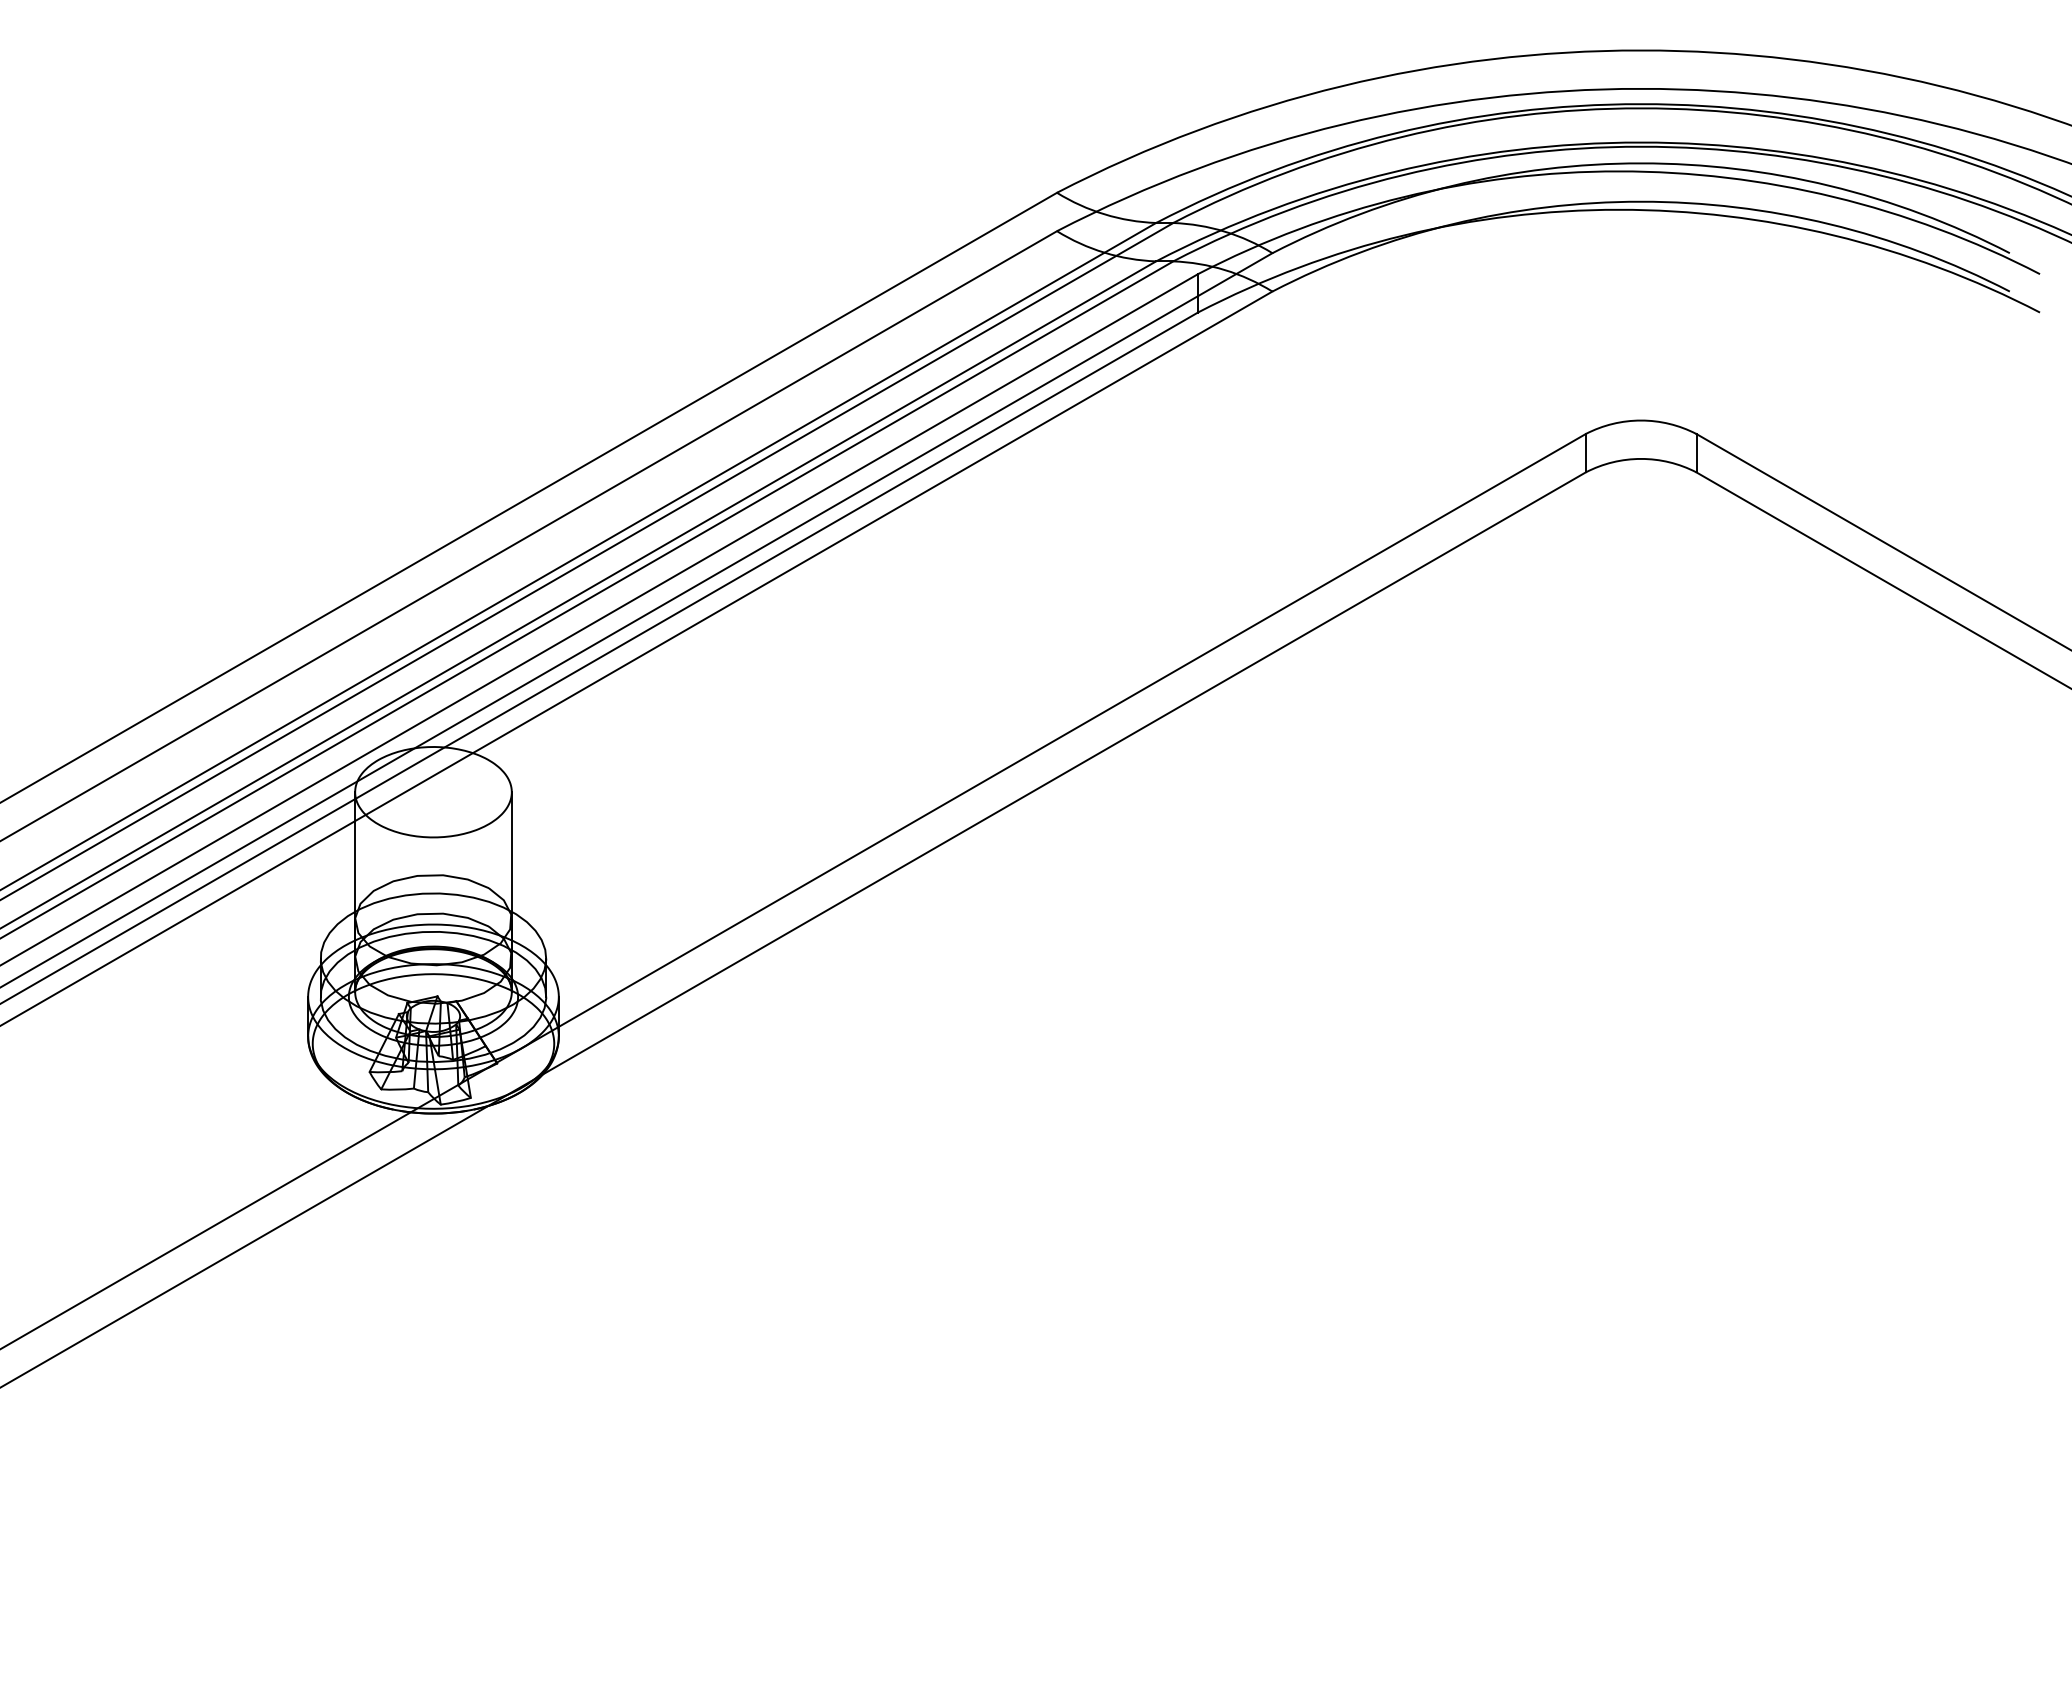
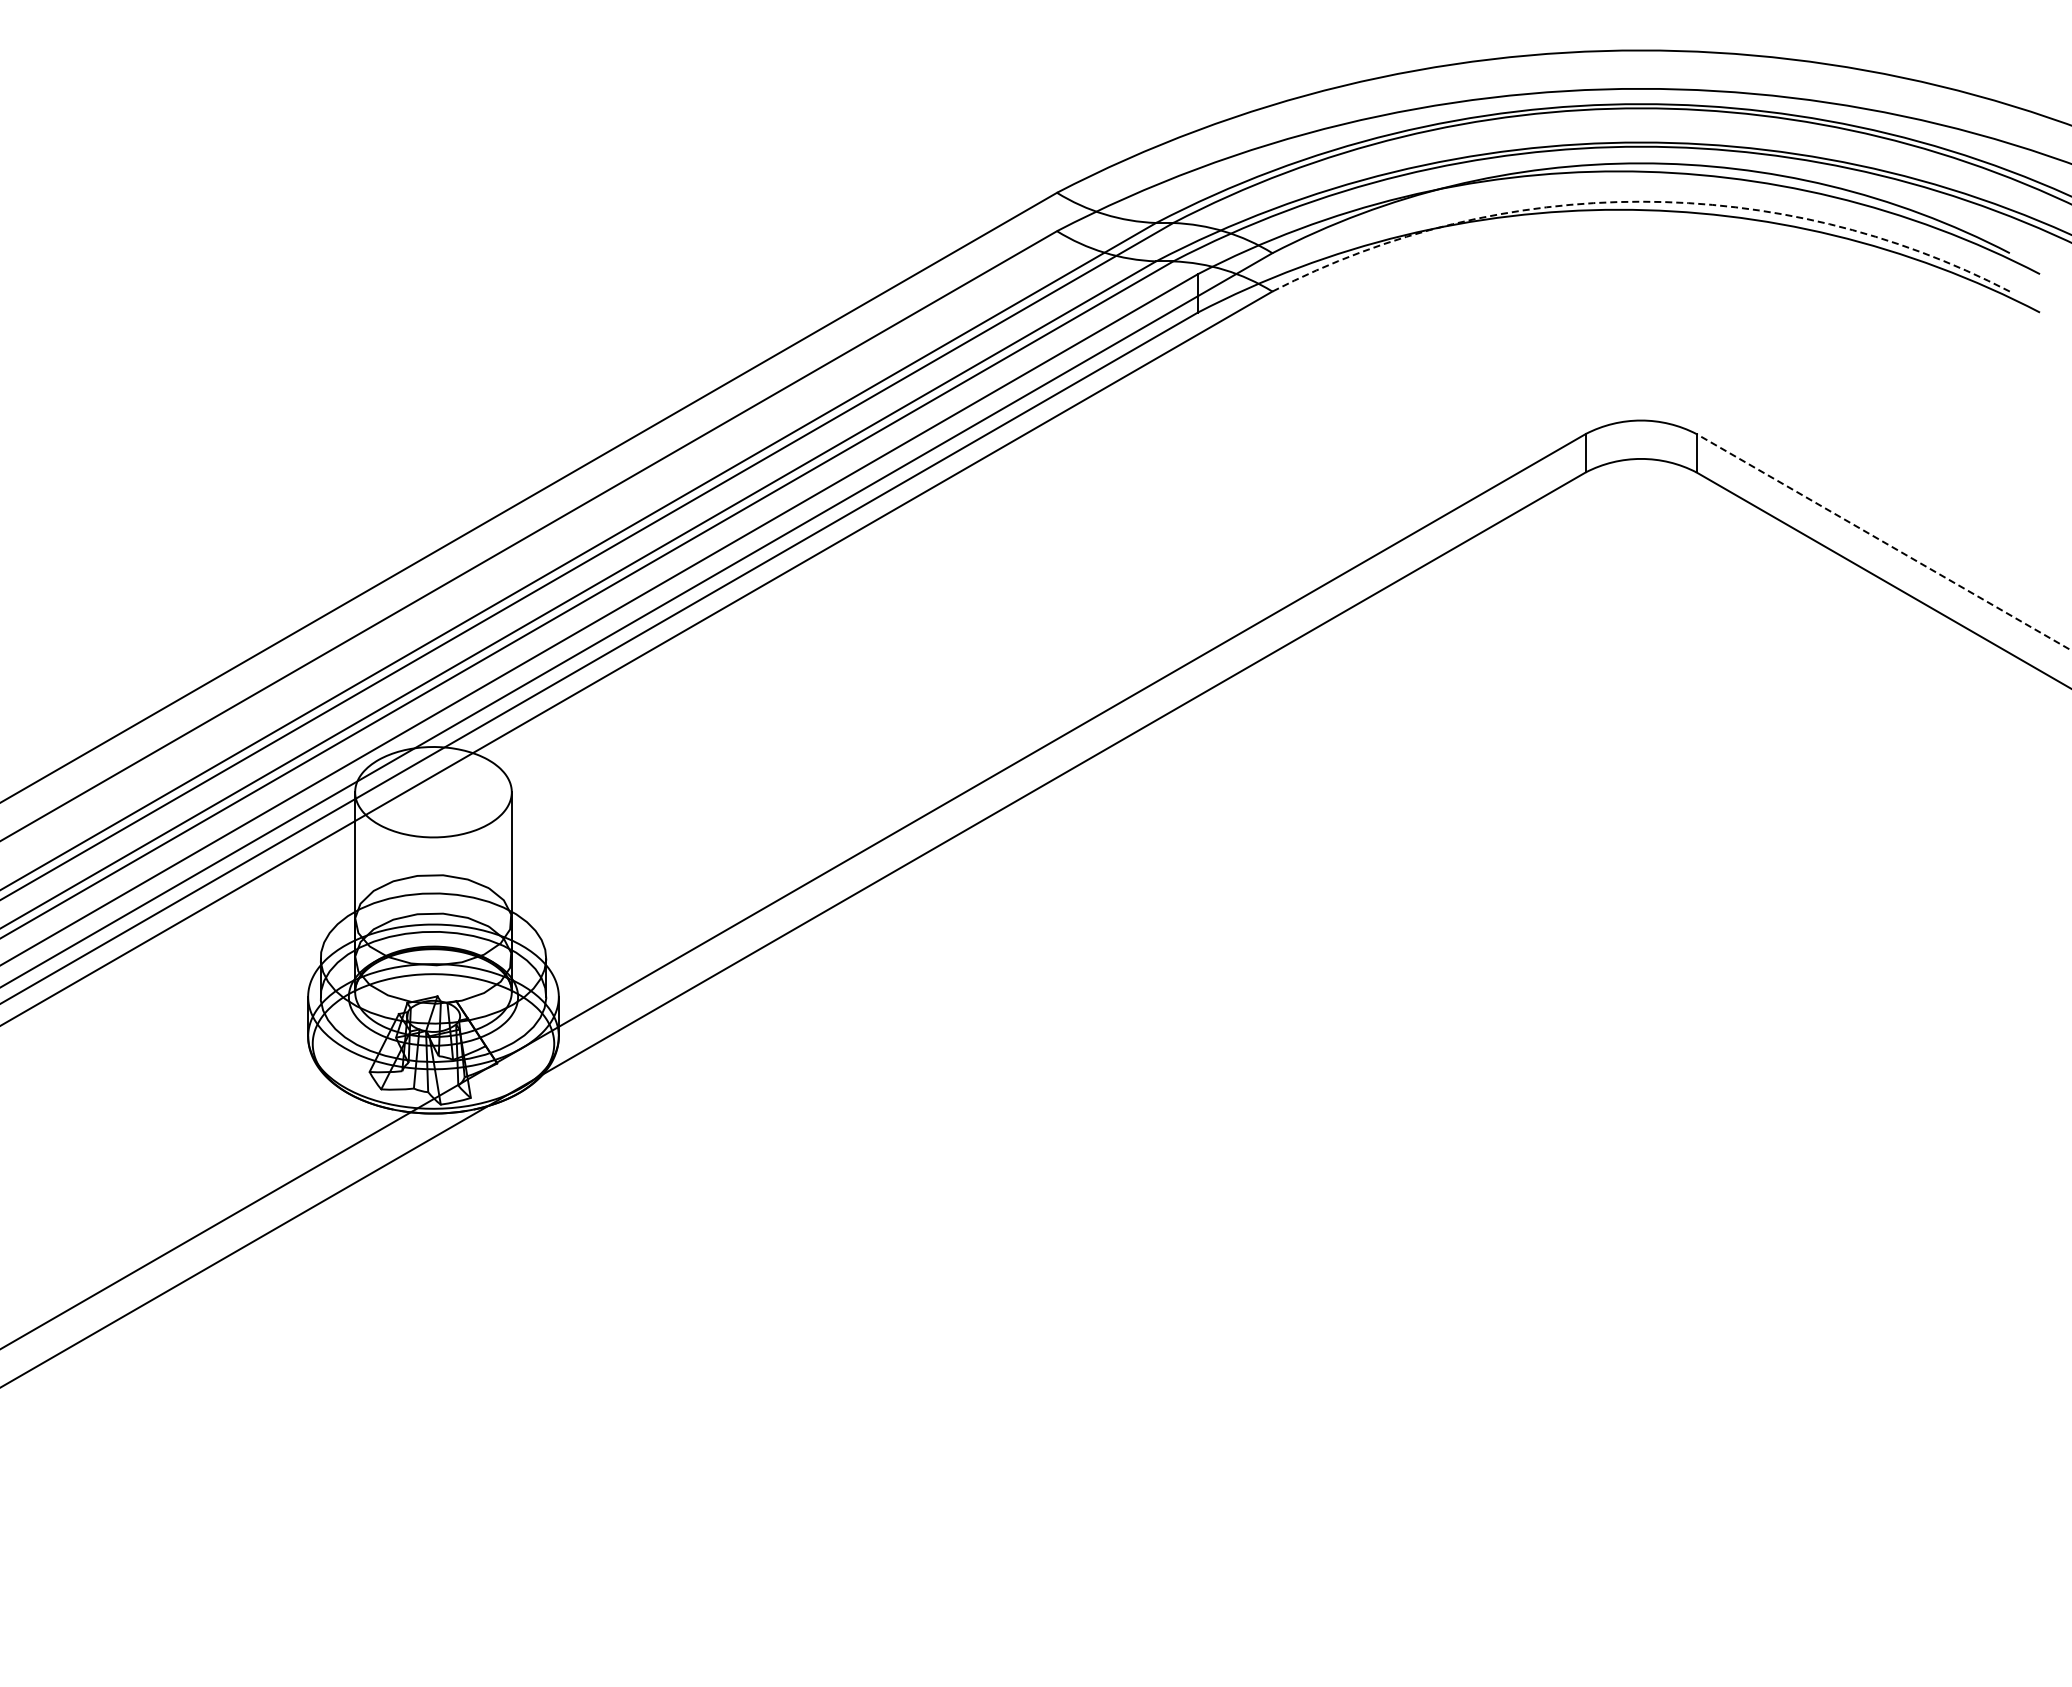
arc: solid -> dashed (1641, 201)
line: solid -> dashed (1883, 542)
